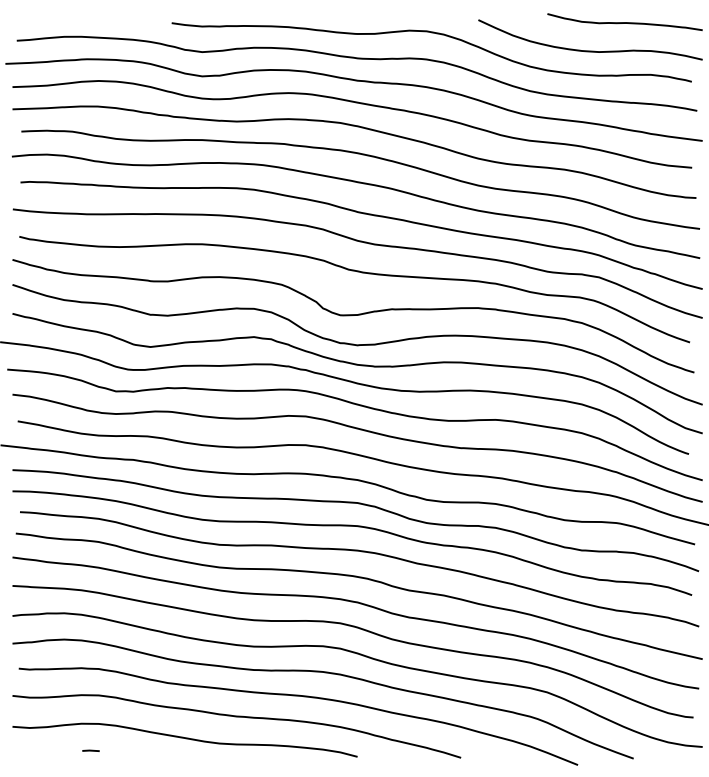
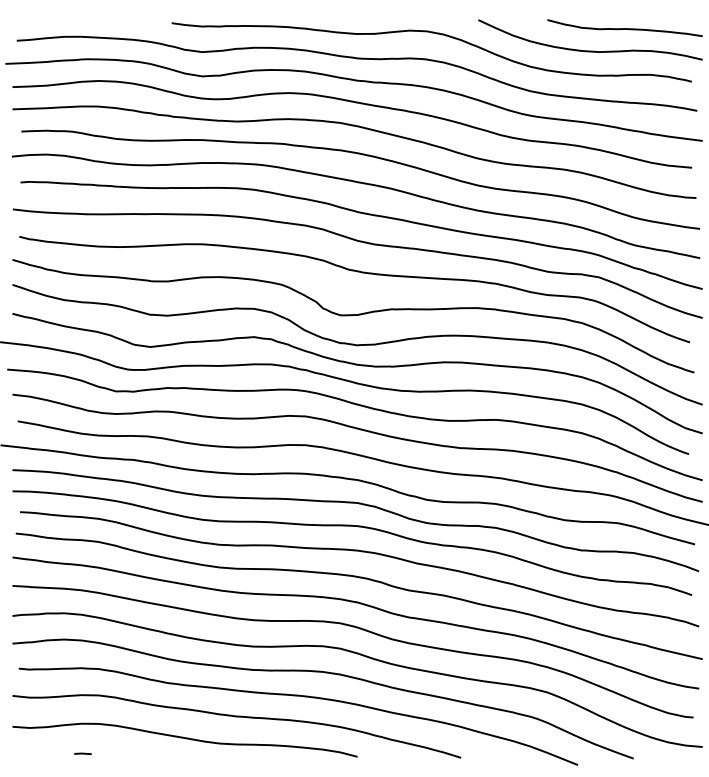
curve position: (624, 22) -> (624, 28) (624, 28)
line position: (90, 750) -> (82, 753) (82, 753)
